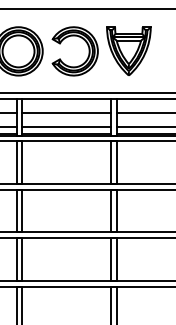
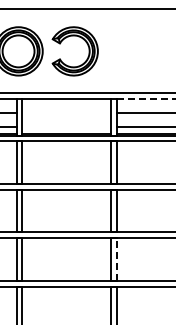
part: present -> none (128, 50)
line: solid -> dashed (146, 99)
line: present -> none (66, 112)
line: present -> none (66, 127)
line: solid -> dashed (117, 258)
